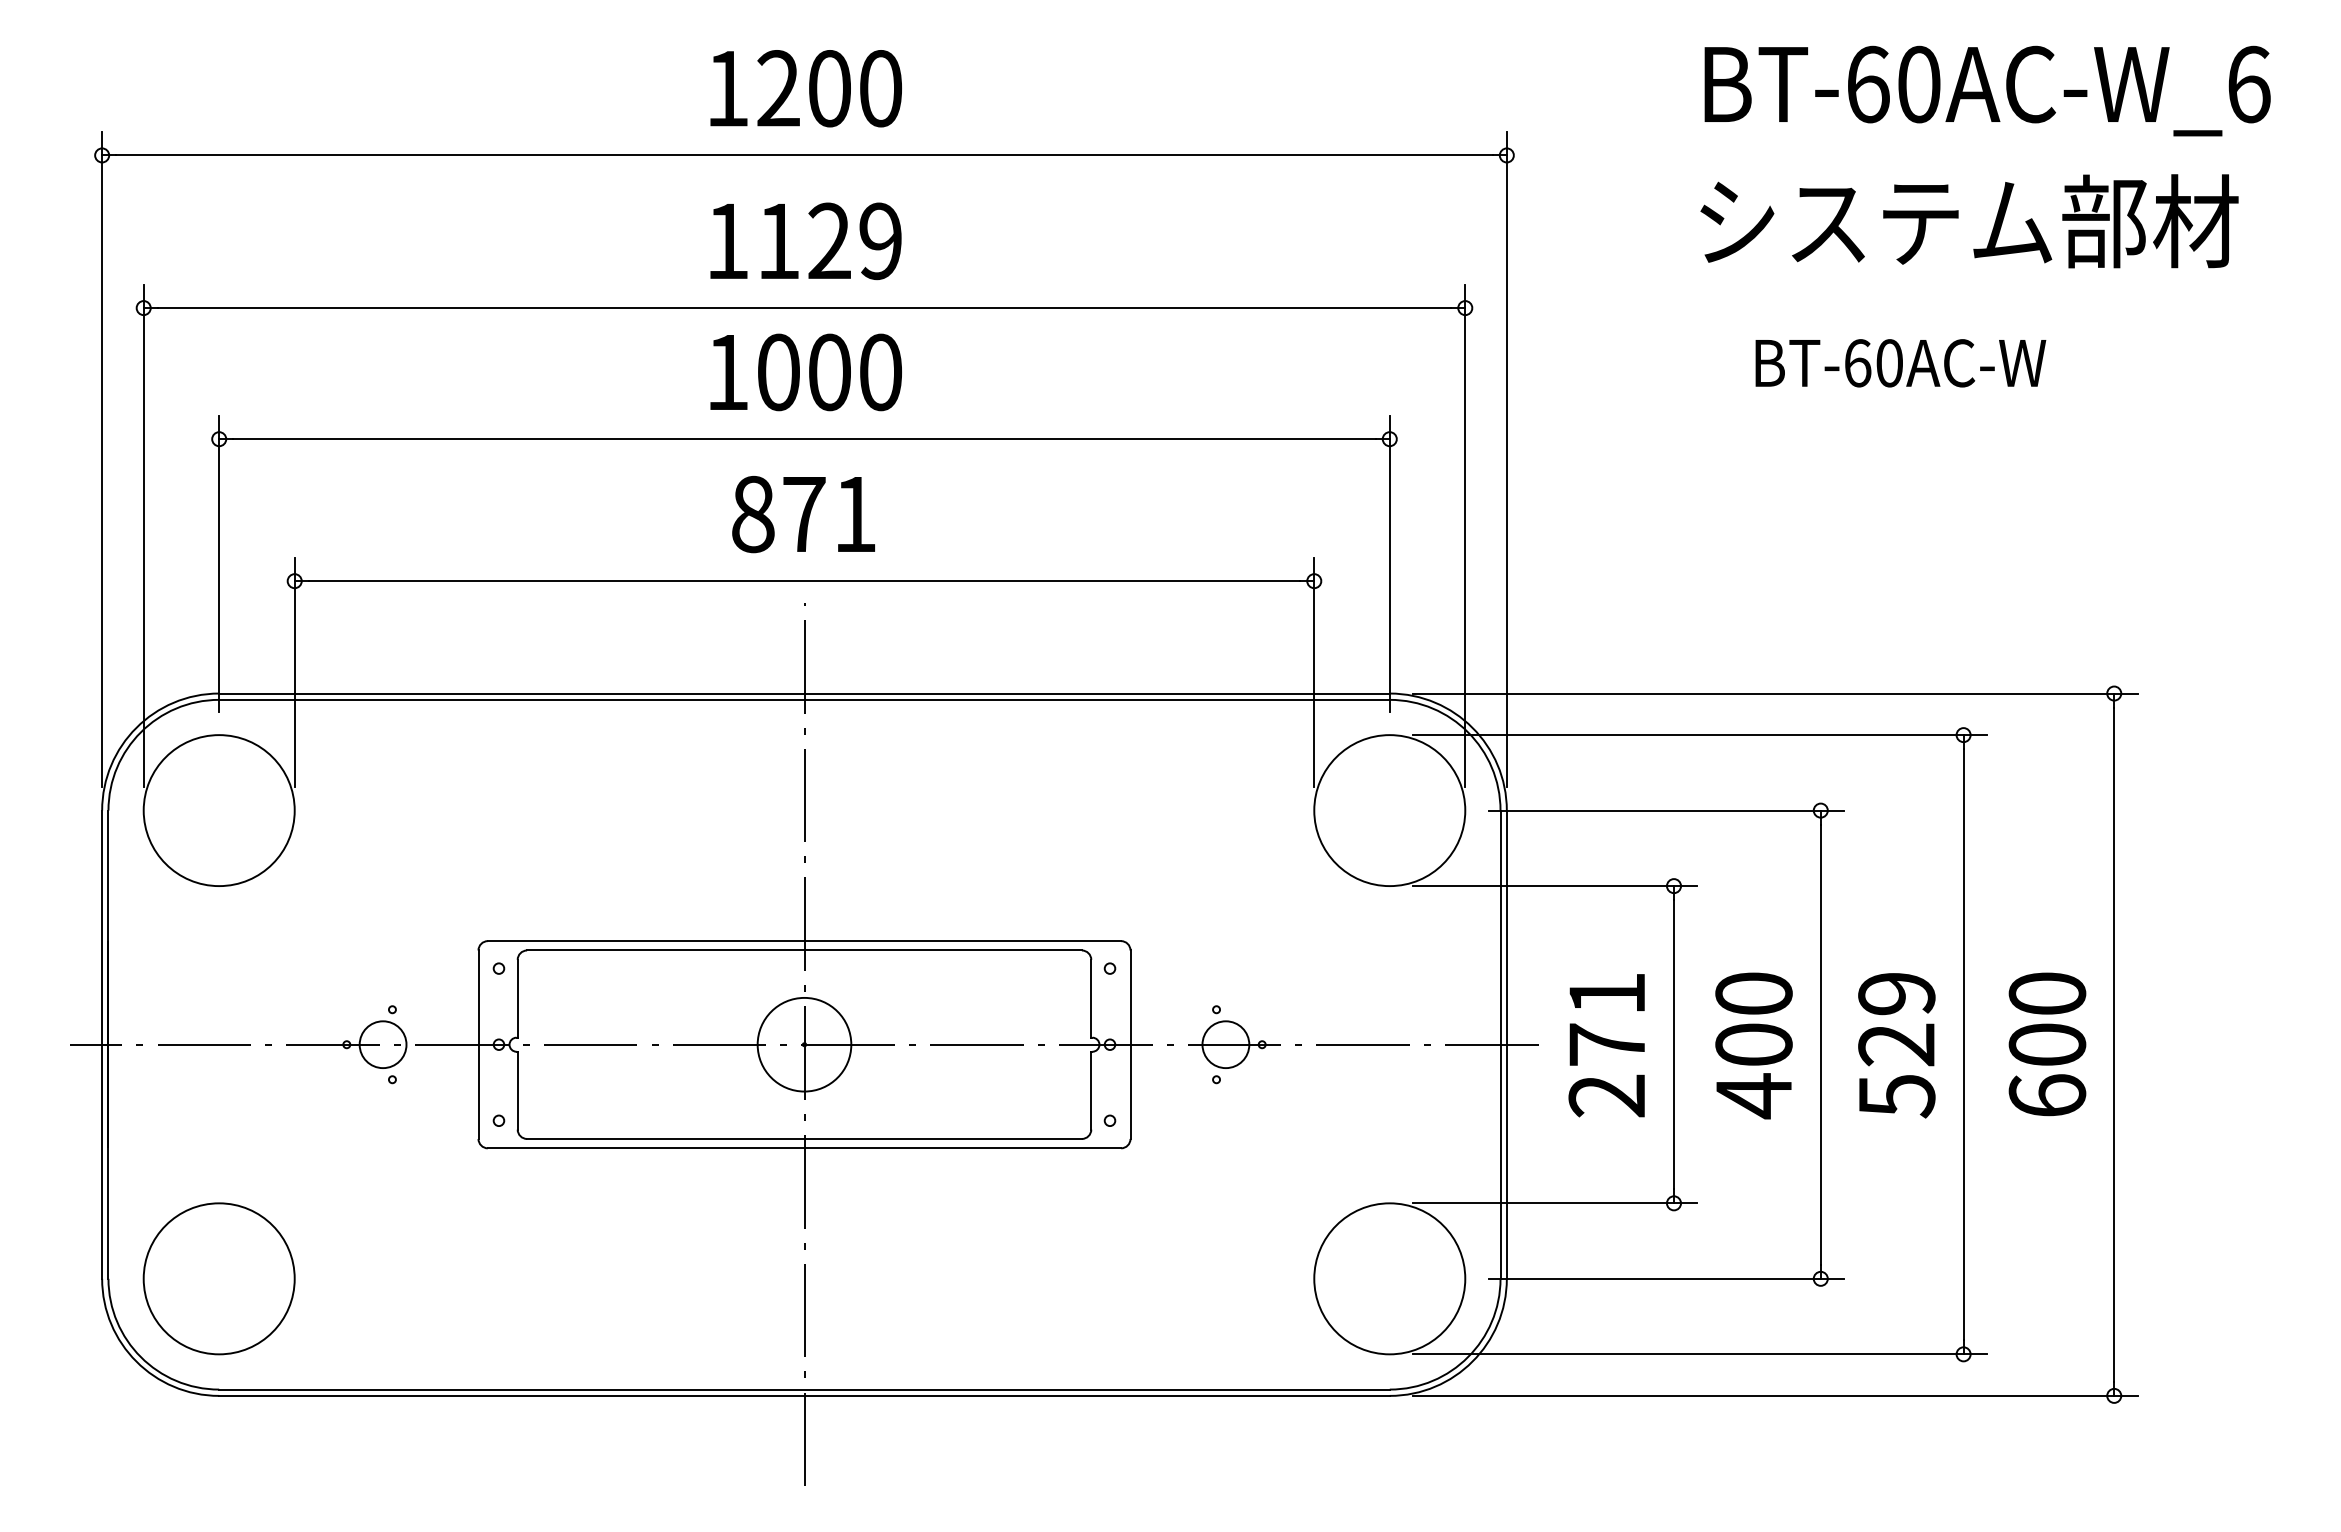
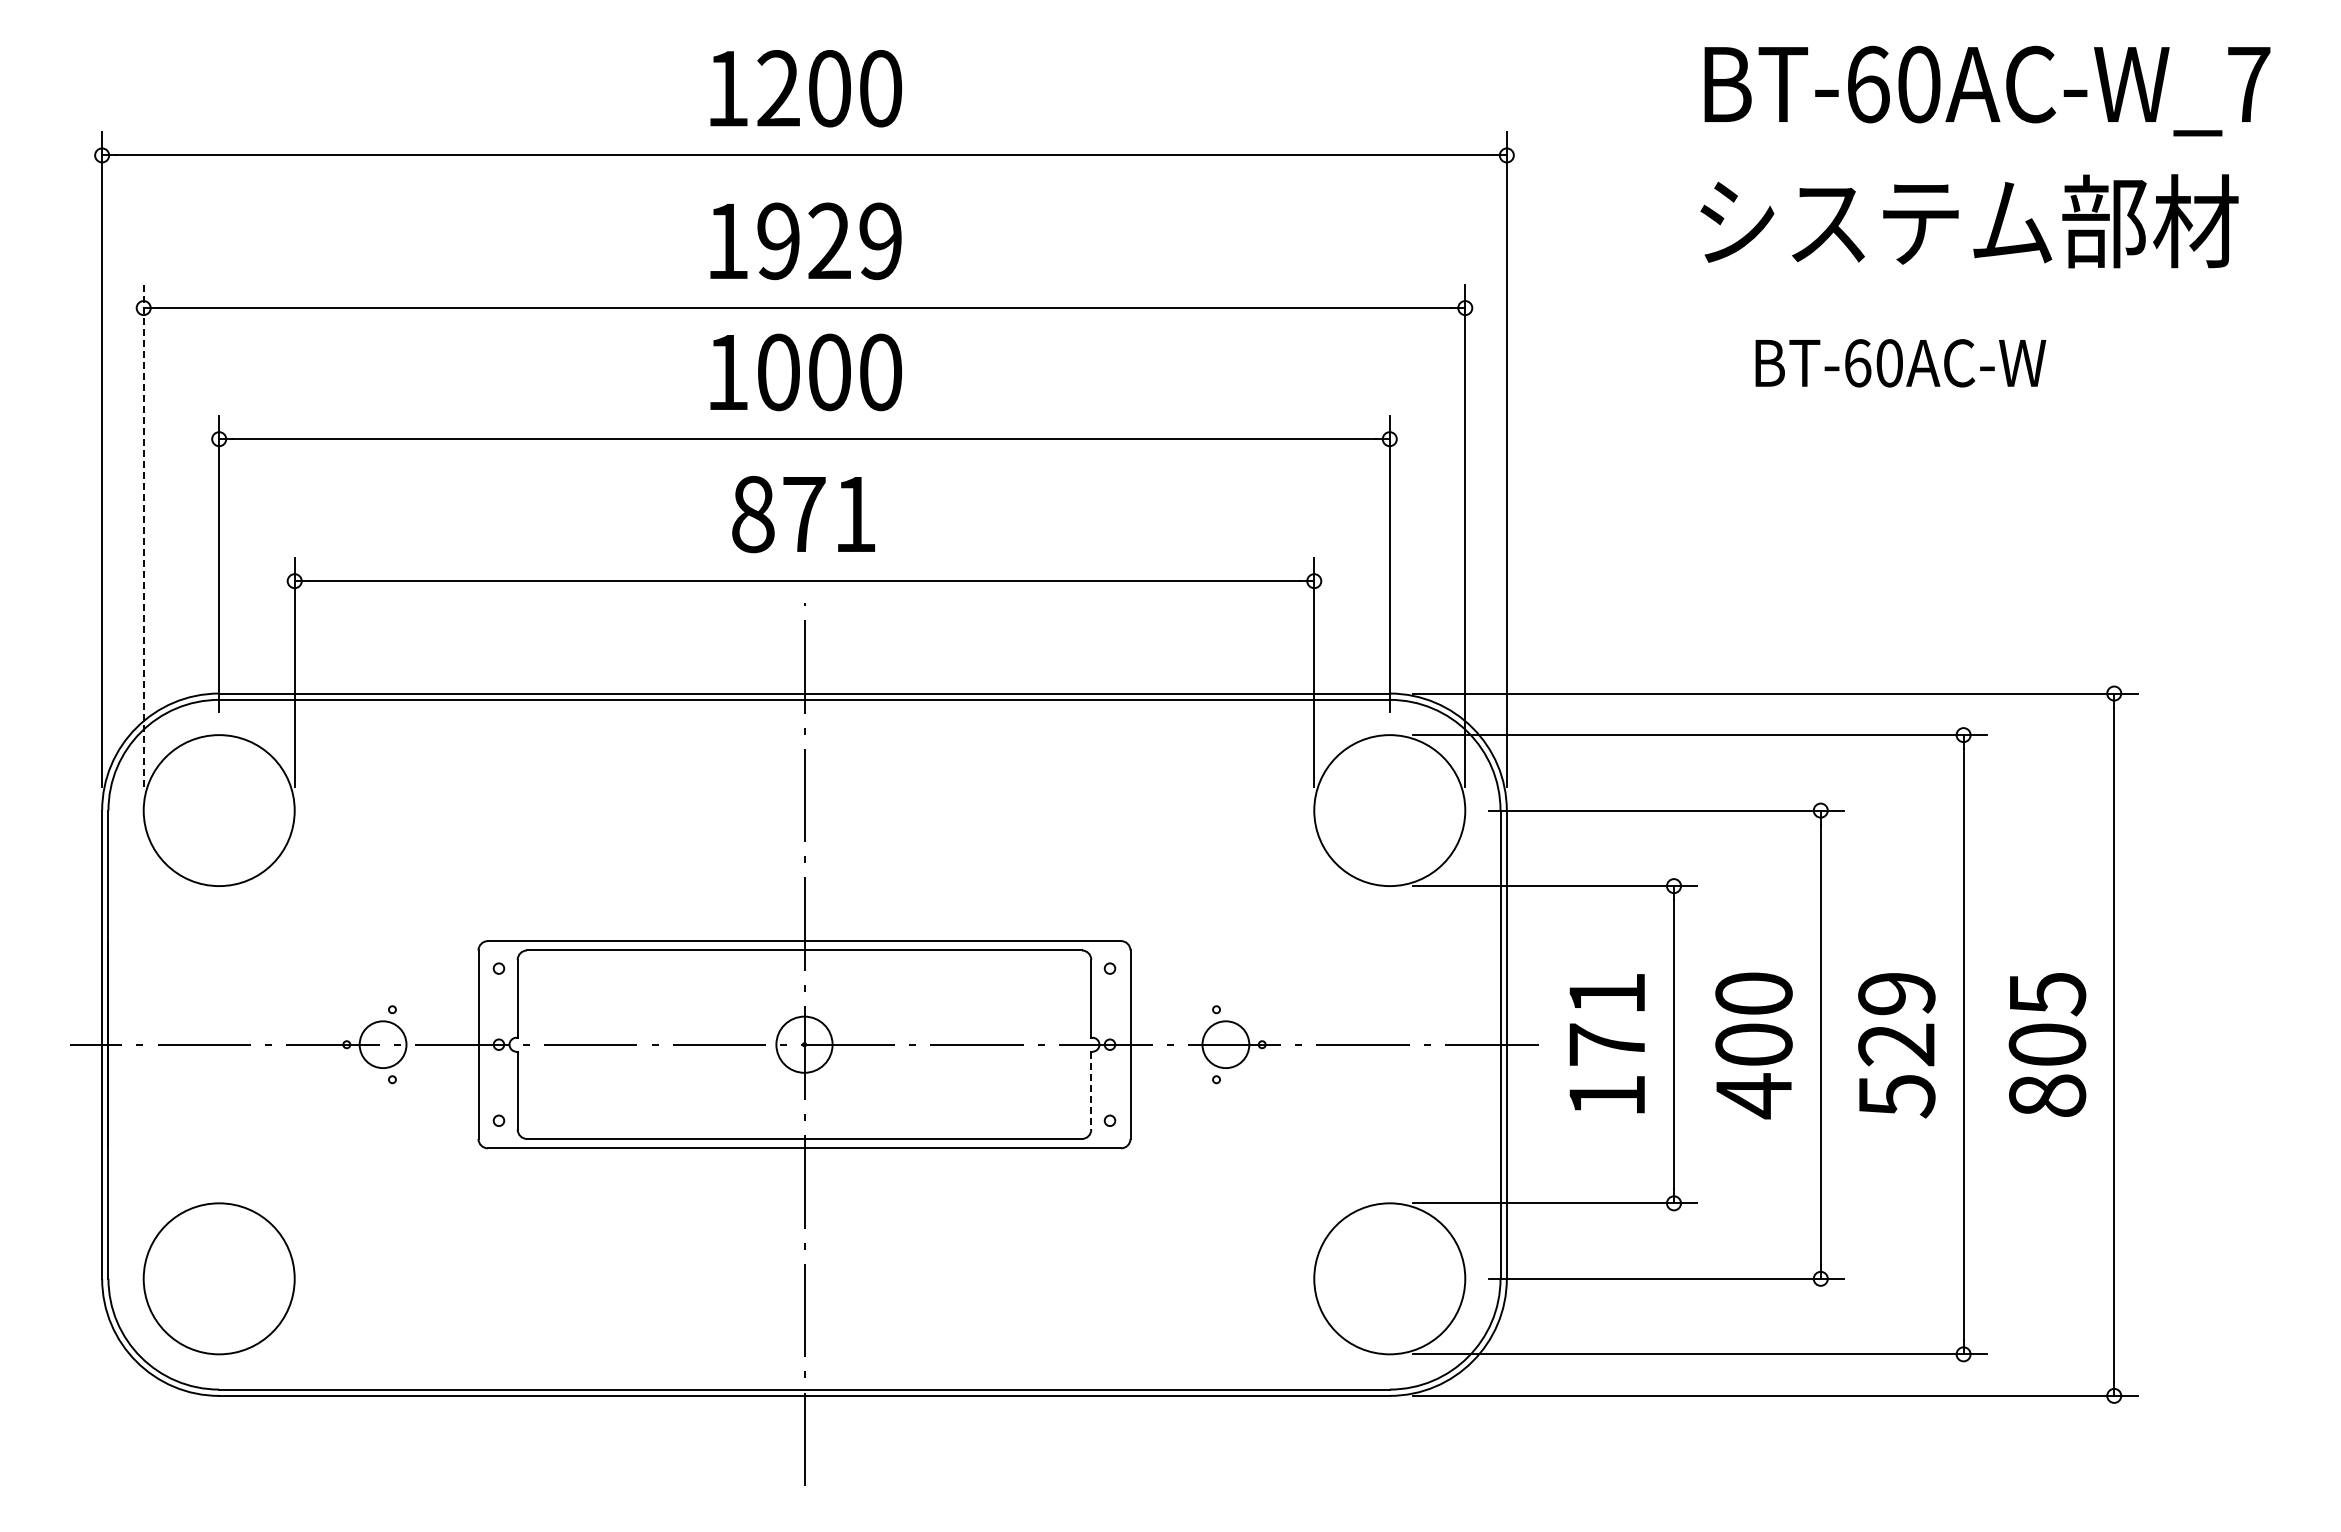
text: BT-60AC-W_6 -> BT-60AC-W_7 (2249, 84)
text: 1129 -> 1929 (778, 241)
line: solid -> dashed (143, 535)
circle diameter: 94 px -> 56 px (804, 1044)
text: 600 -> 805 (2047, 1044)
line: solid -> dashed (1091, 1090)
text: 271 -> 171 (1606, 1095)
